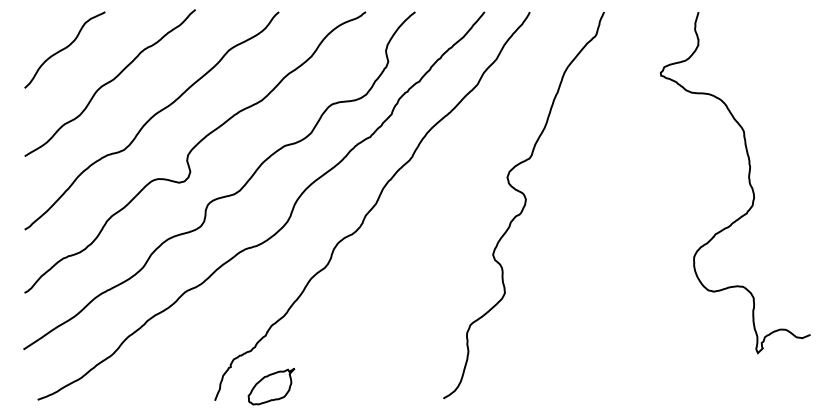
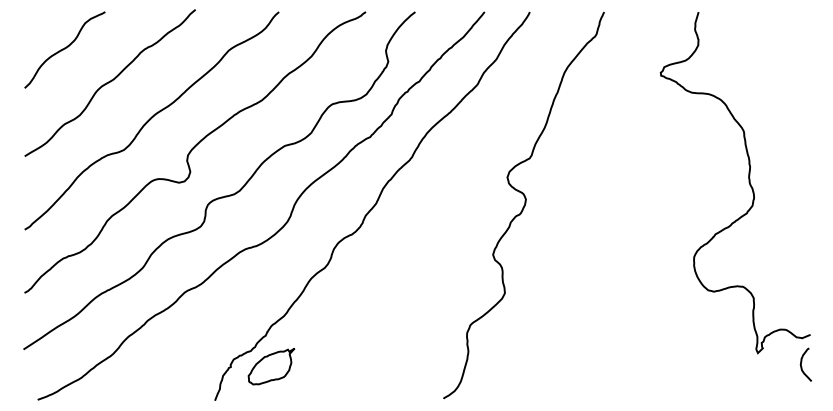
curve: none -> present (802, 366)
part position: (271, 386) -> (271, 366) (271, 366)
